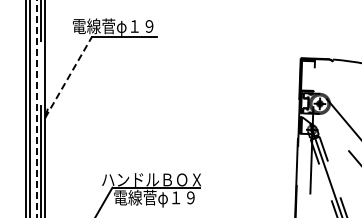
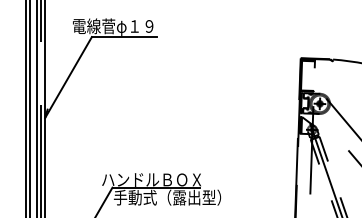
line: dashed -> solid (68, 77)
line: dashed -> solid (36, 109)
text: 電線菅φ１９ -> 手動式（露出型） (167, 198)
